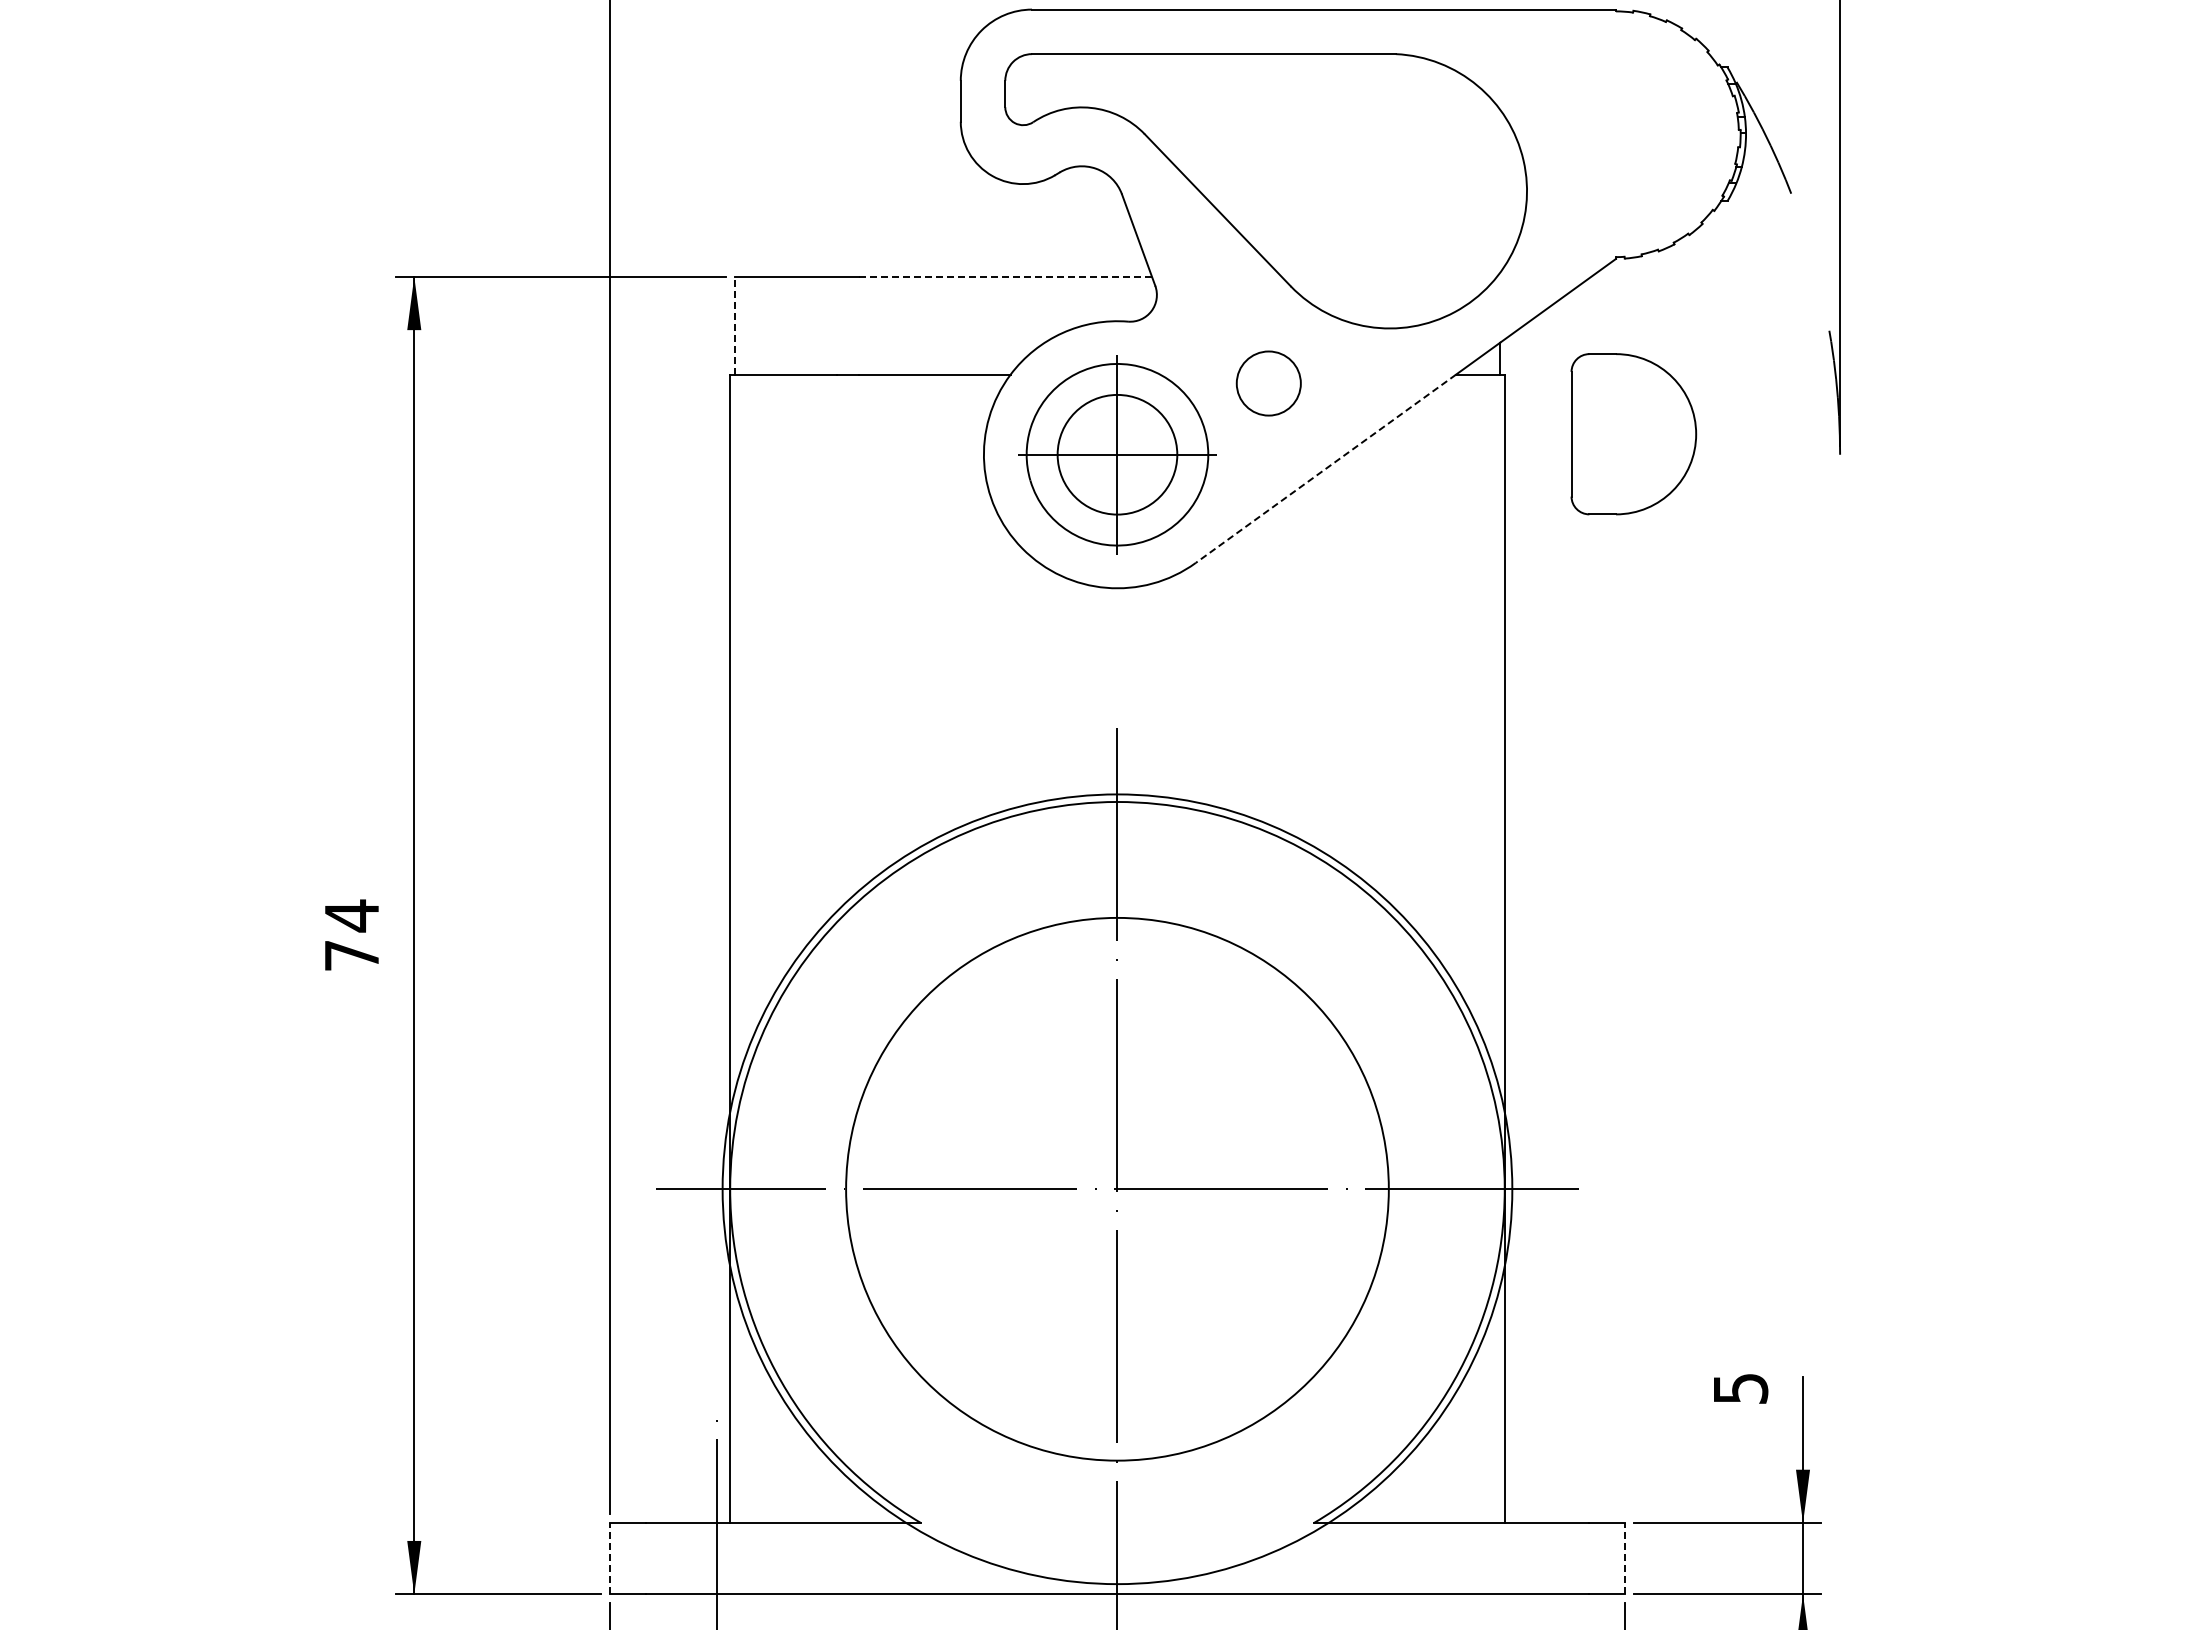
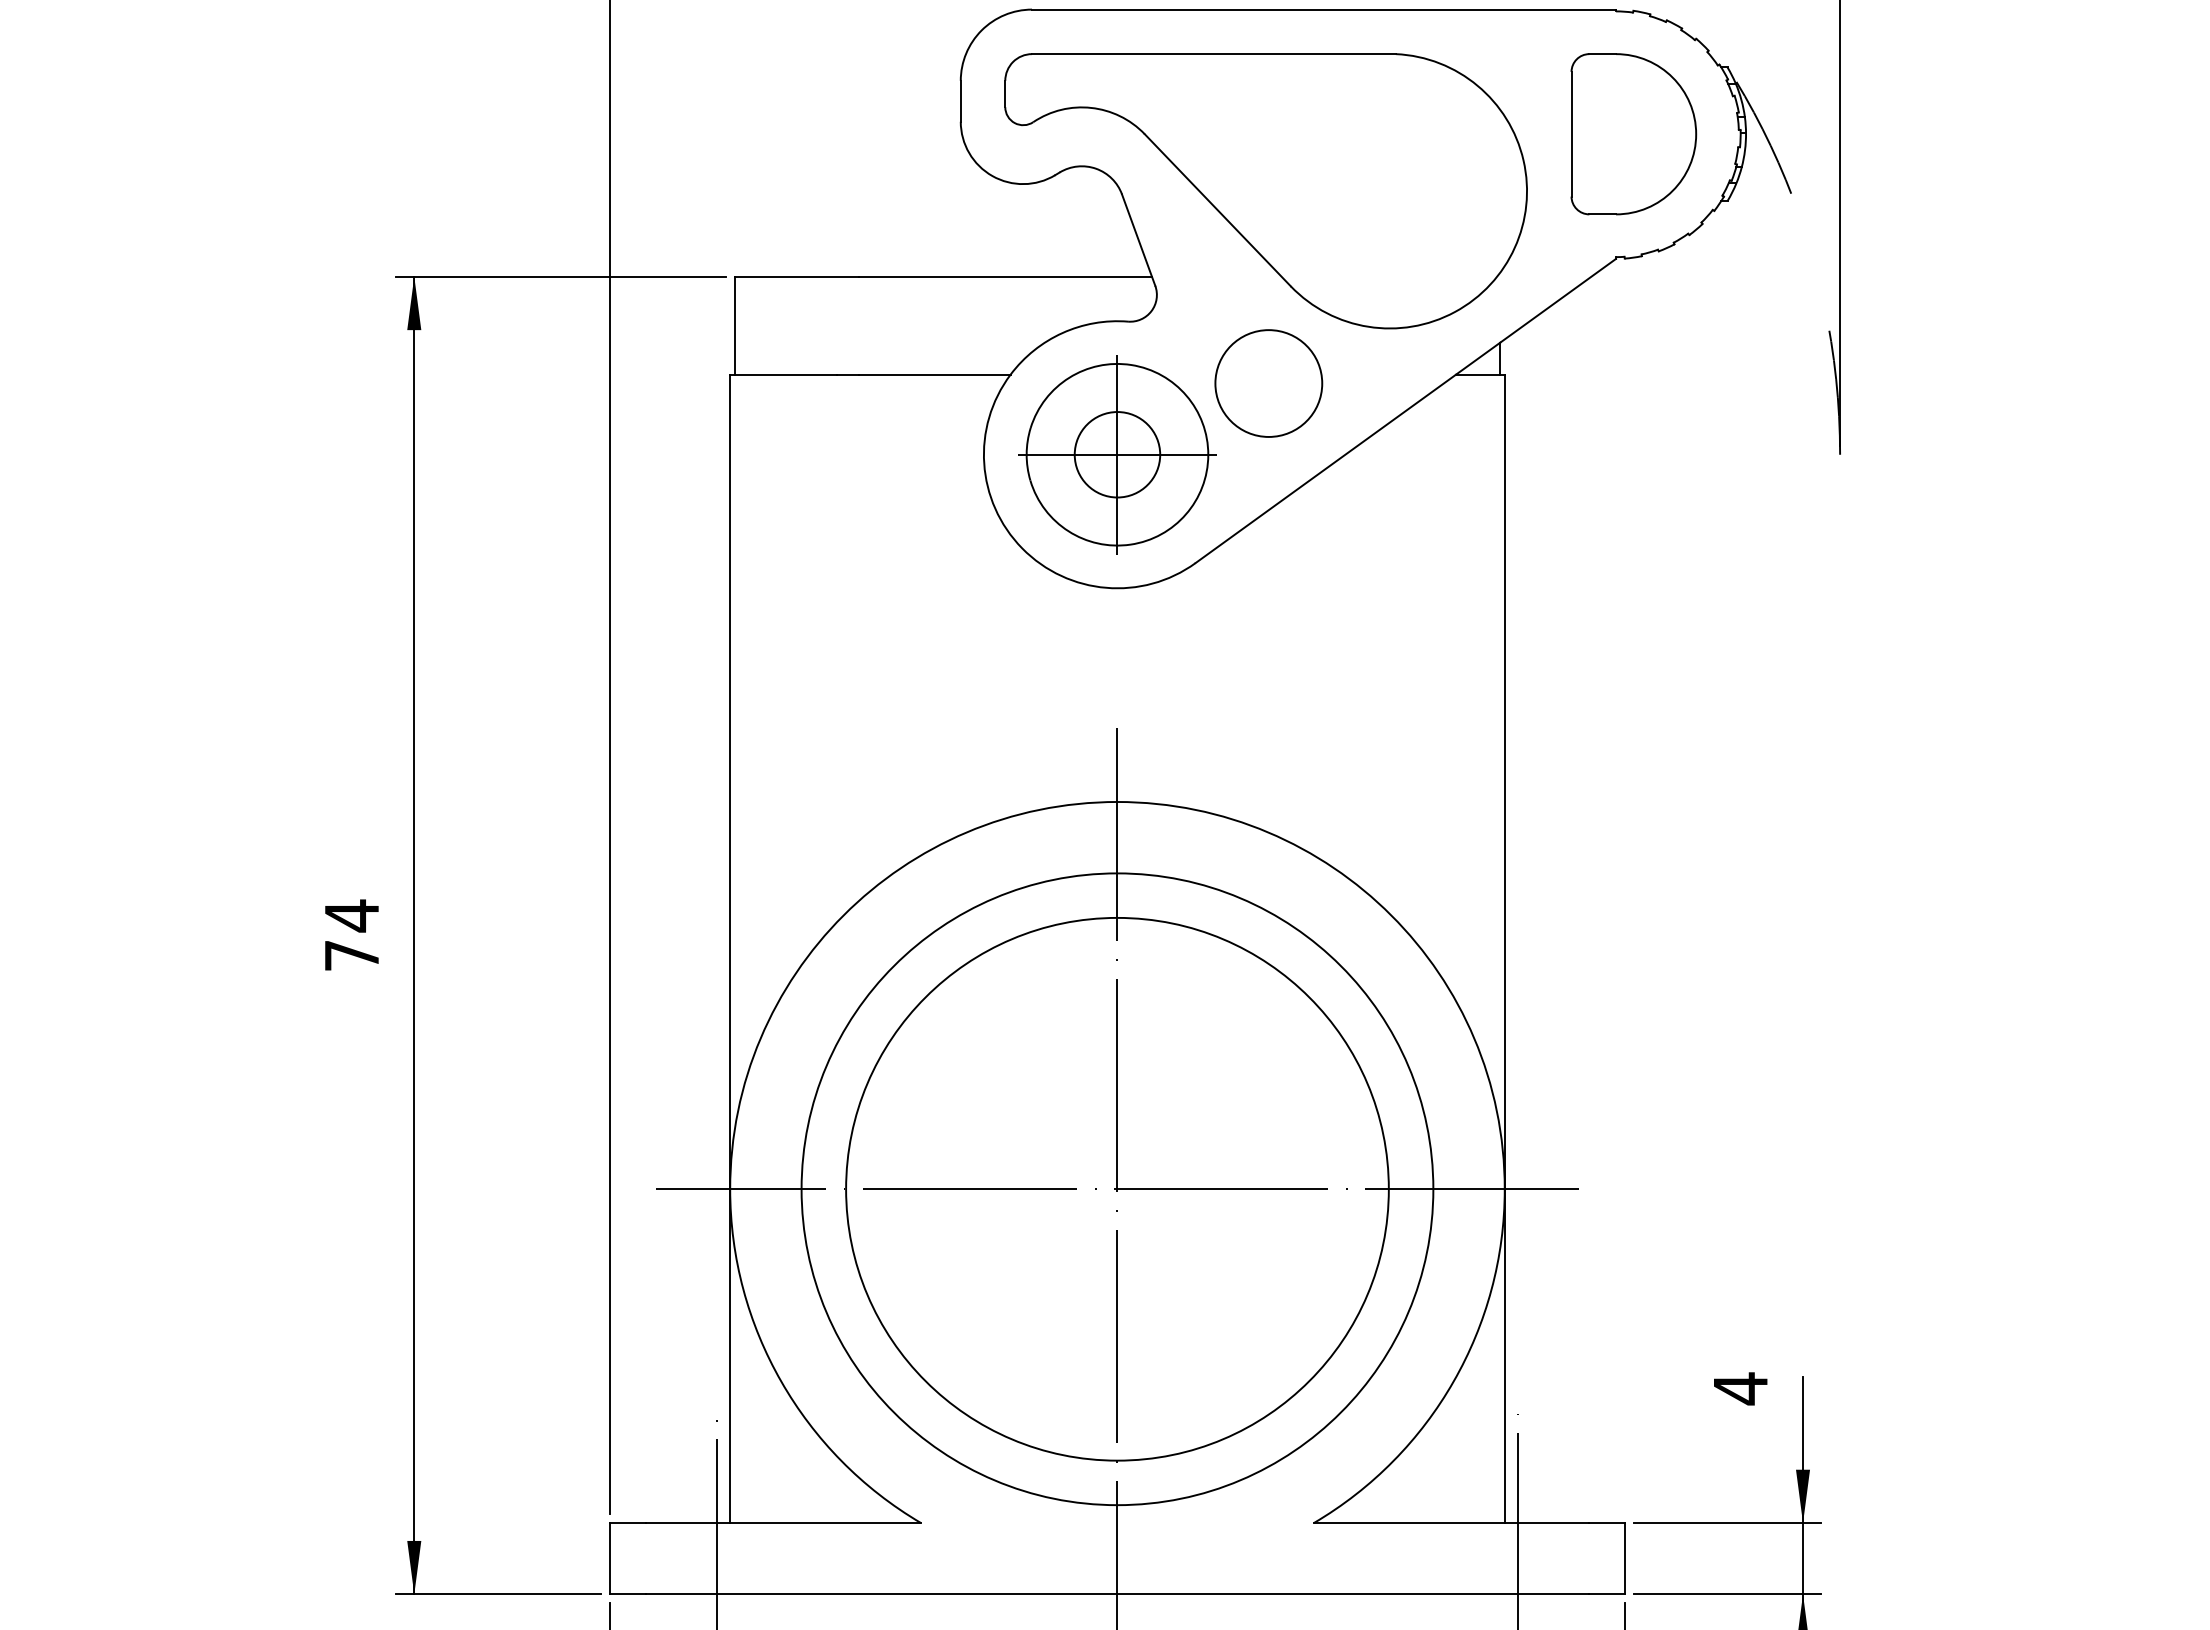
line: dashed -> solid (1006, 276)
line: dashed -> solid (734, 325)
circle diameter: 64 px -> 107 px (1268, 383)
part position: (1633, 434) -> (1633, 134) (1633, 134)
circle diameter: 120 px -> 85 px (1117, 454)
line: dashed -> solid (1325, 468)
circle diameter: 790 px -> 632 px (1117, 1189)
text: 5 -> 4 (1741, 1388)
line: none -> present (1518, 1517)
line: dashed -> solid (610, 1558)
line: dashed -> solid (1624, 1558)
